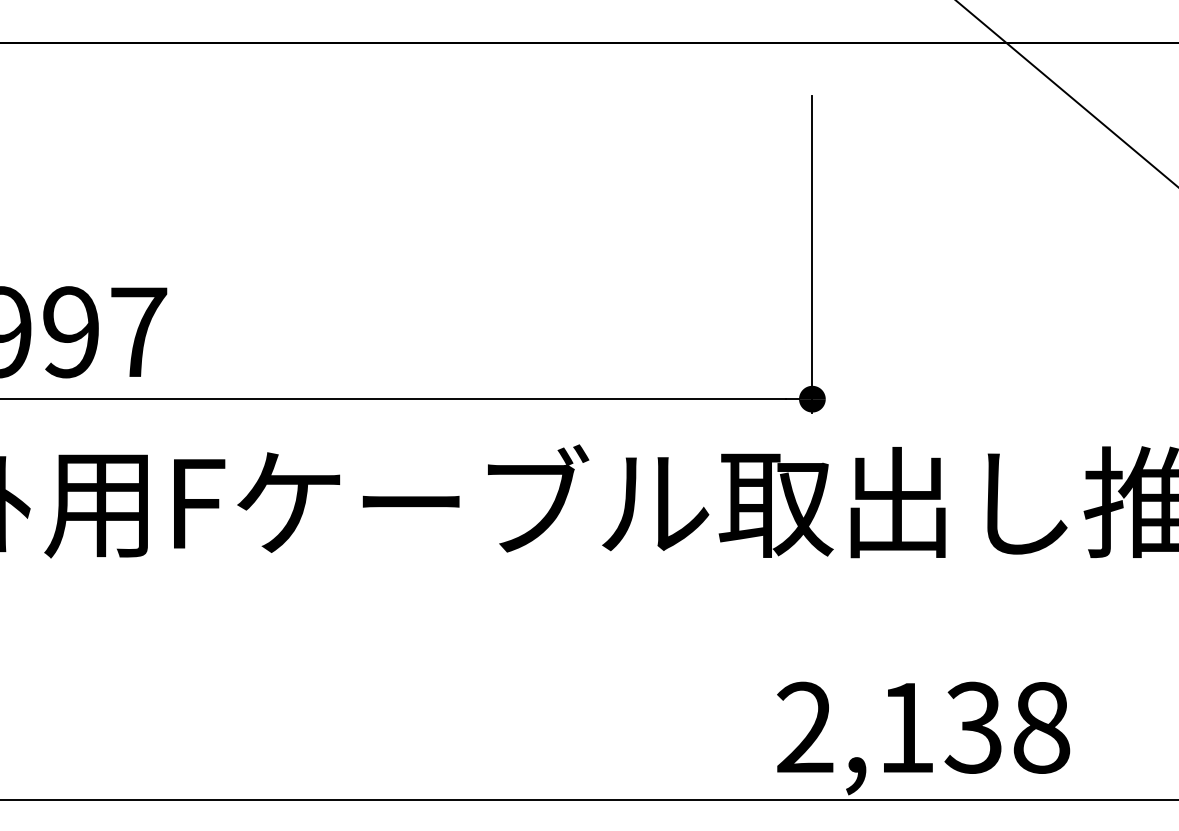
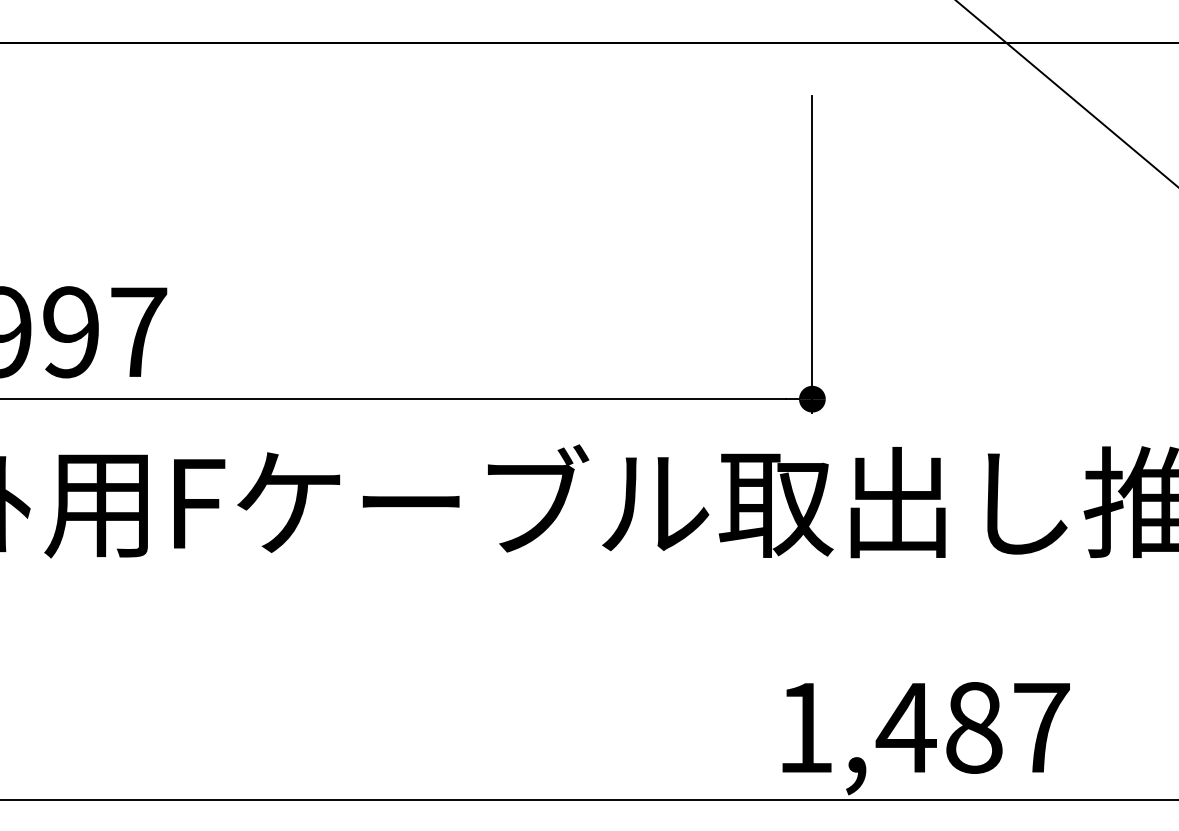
text: 2,138 -> 1,487 (923, 727)
